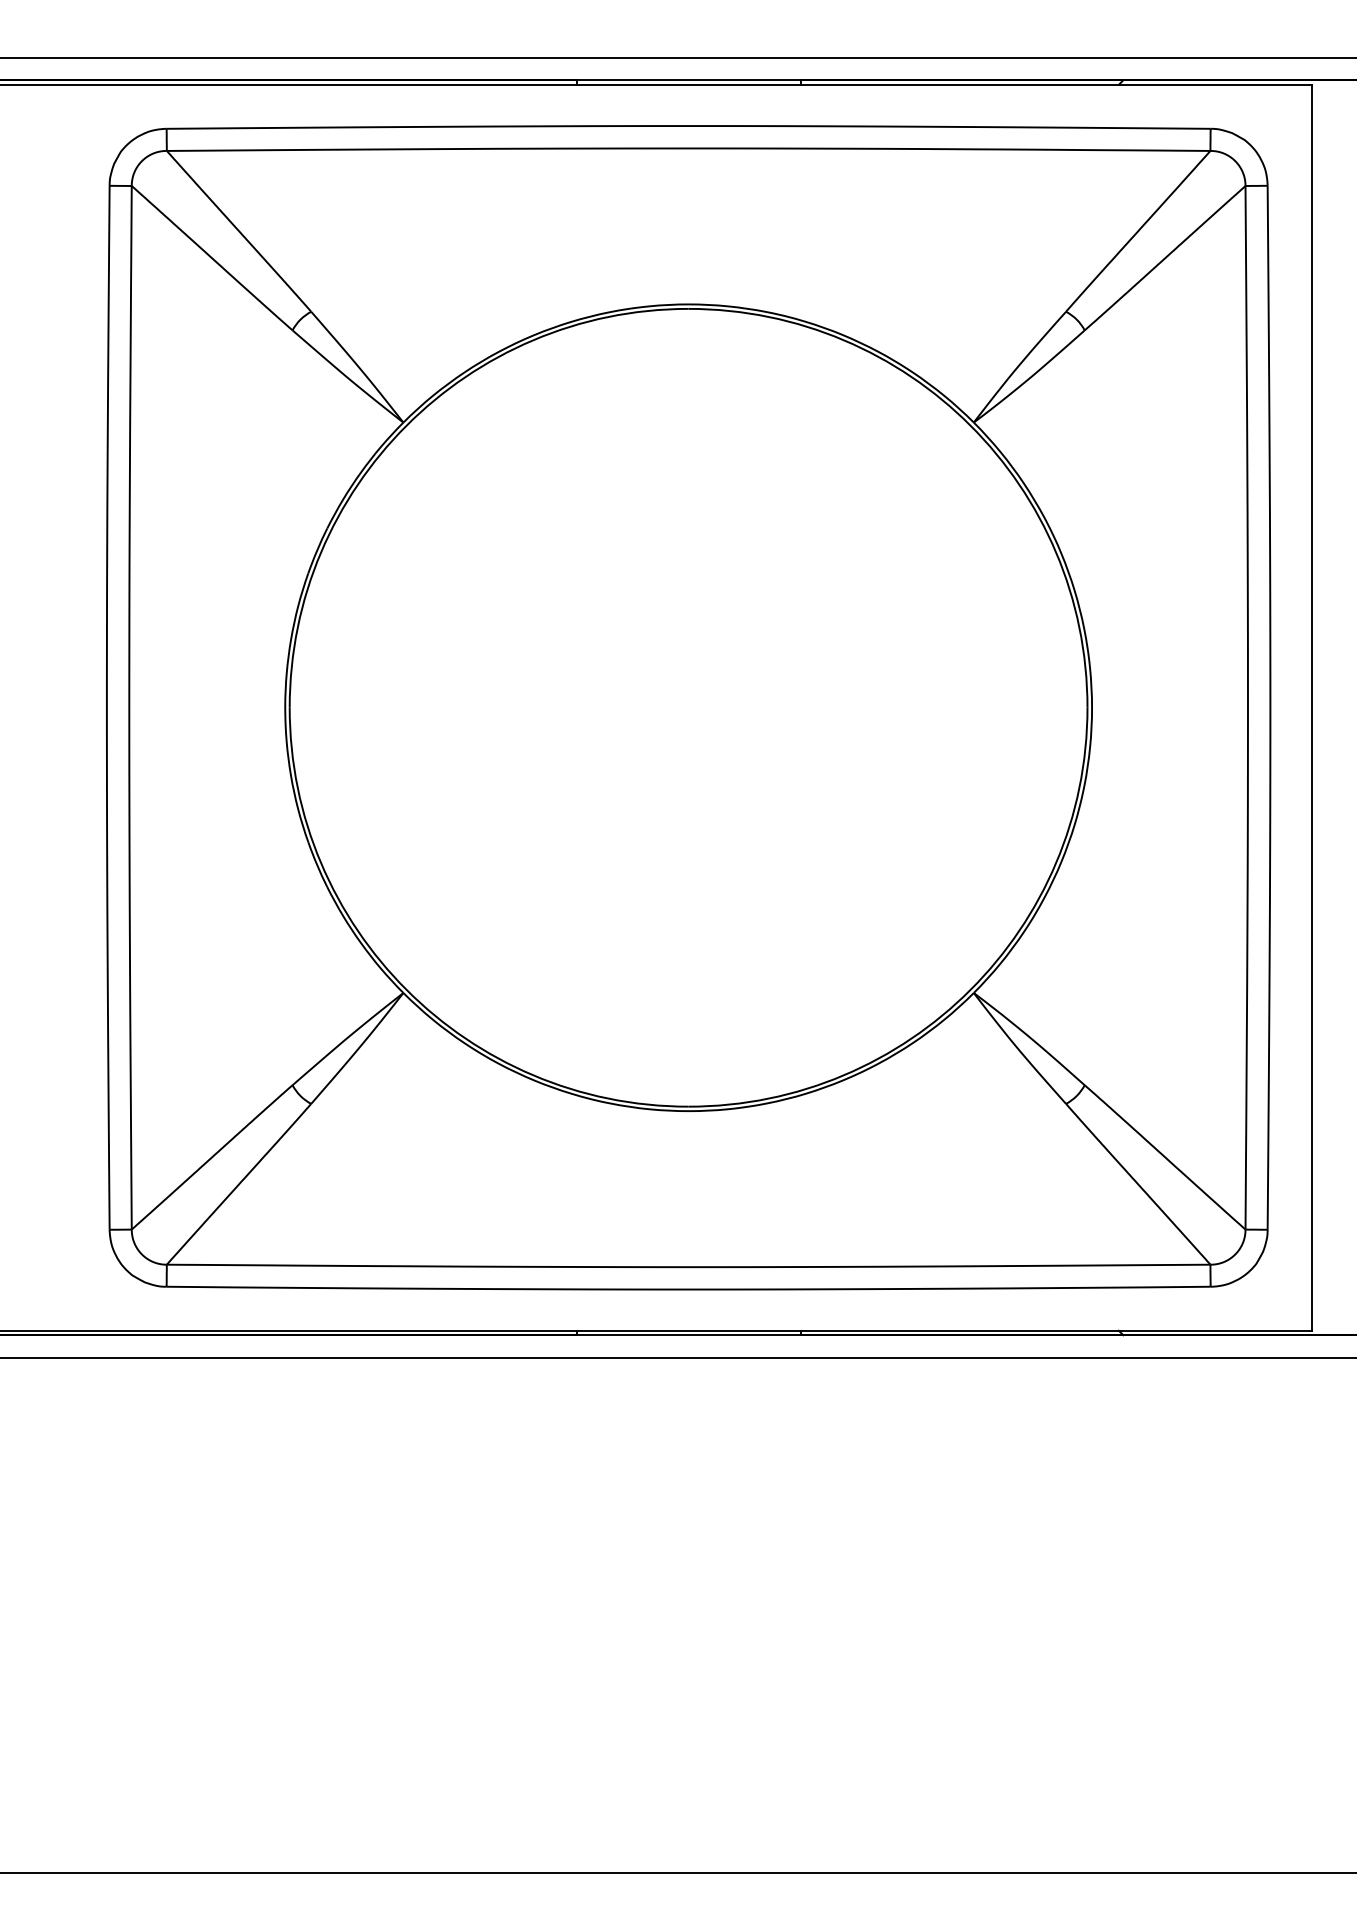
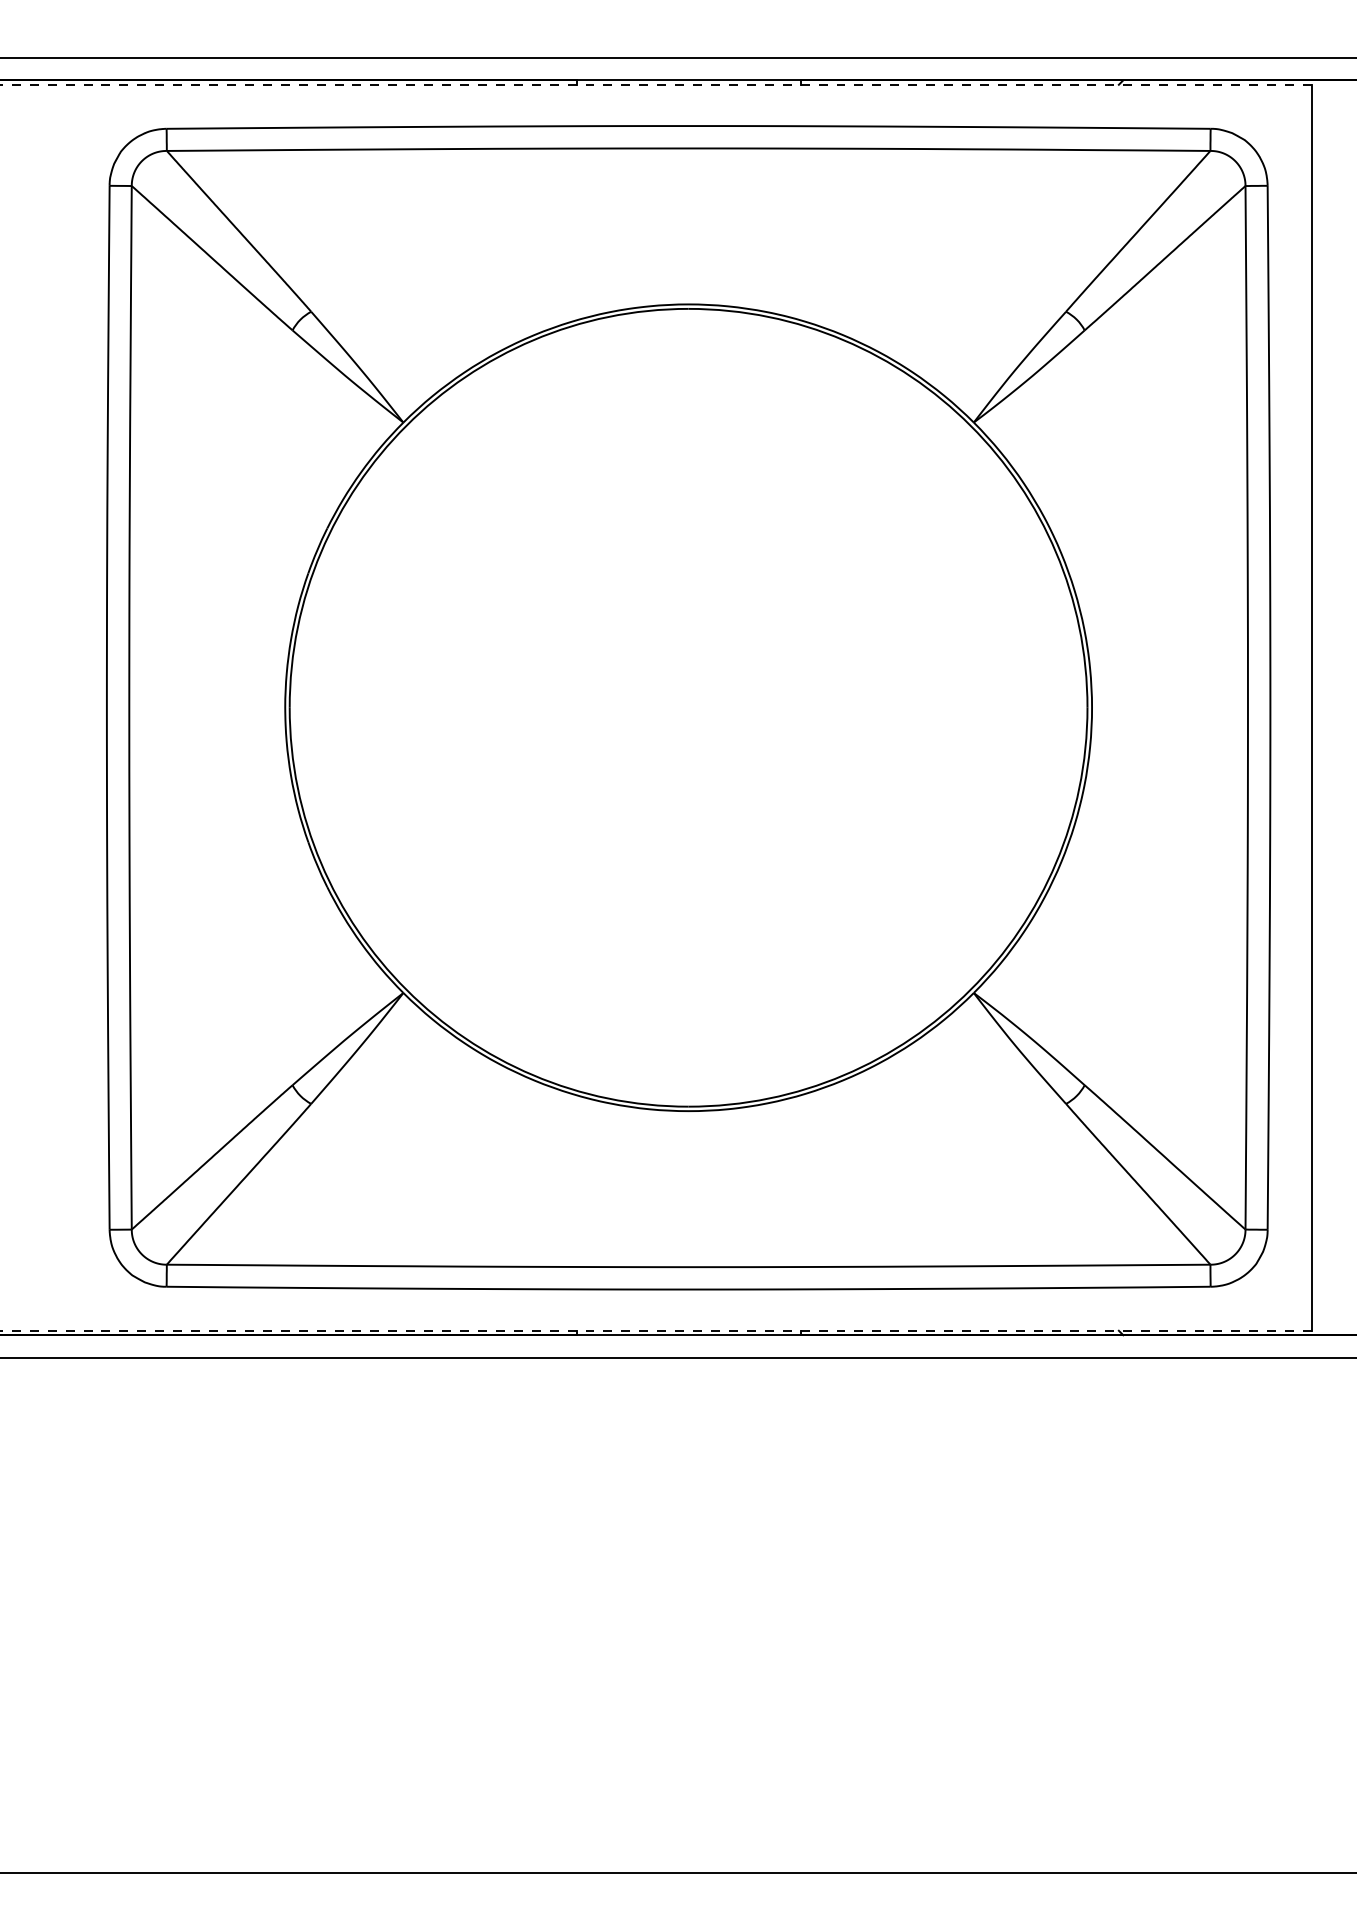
line: solid -> dashed (655, 84)
line: solid -> dashed (656, 1330)
